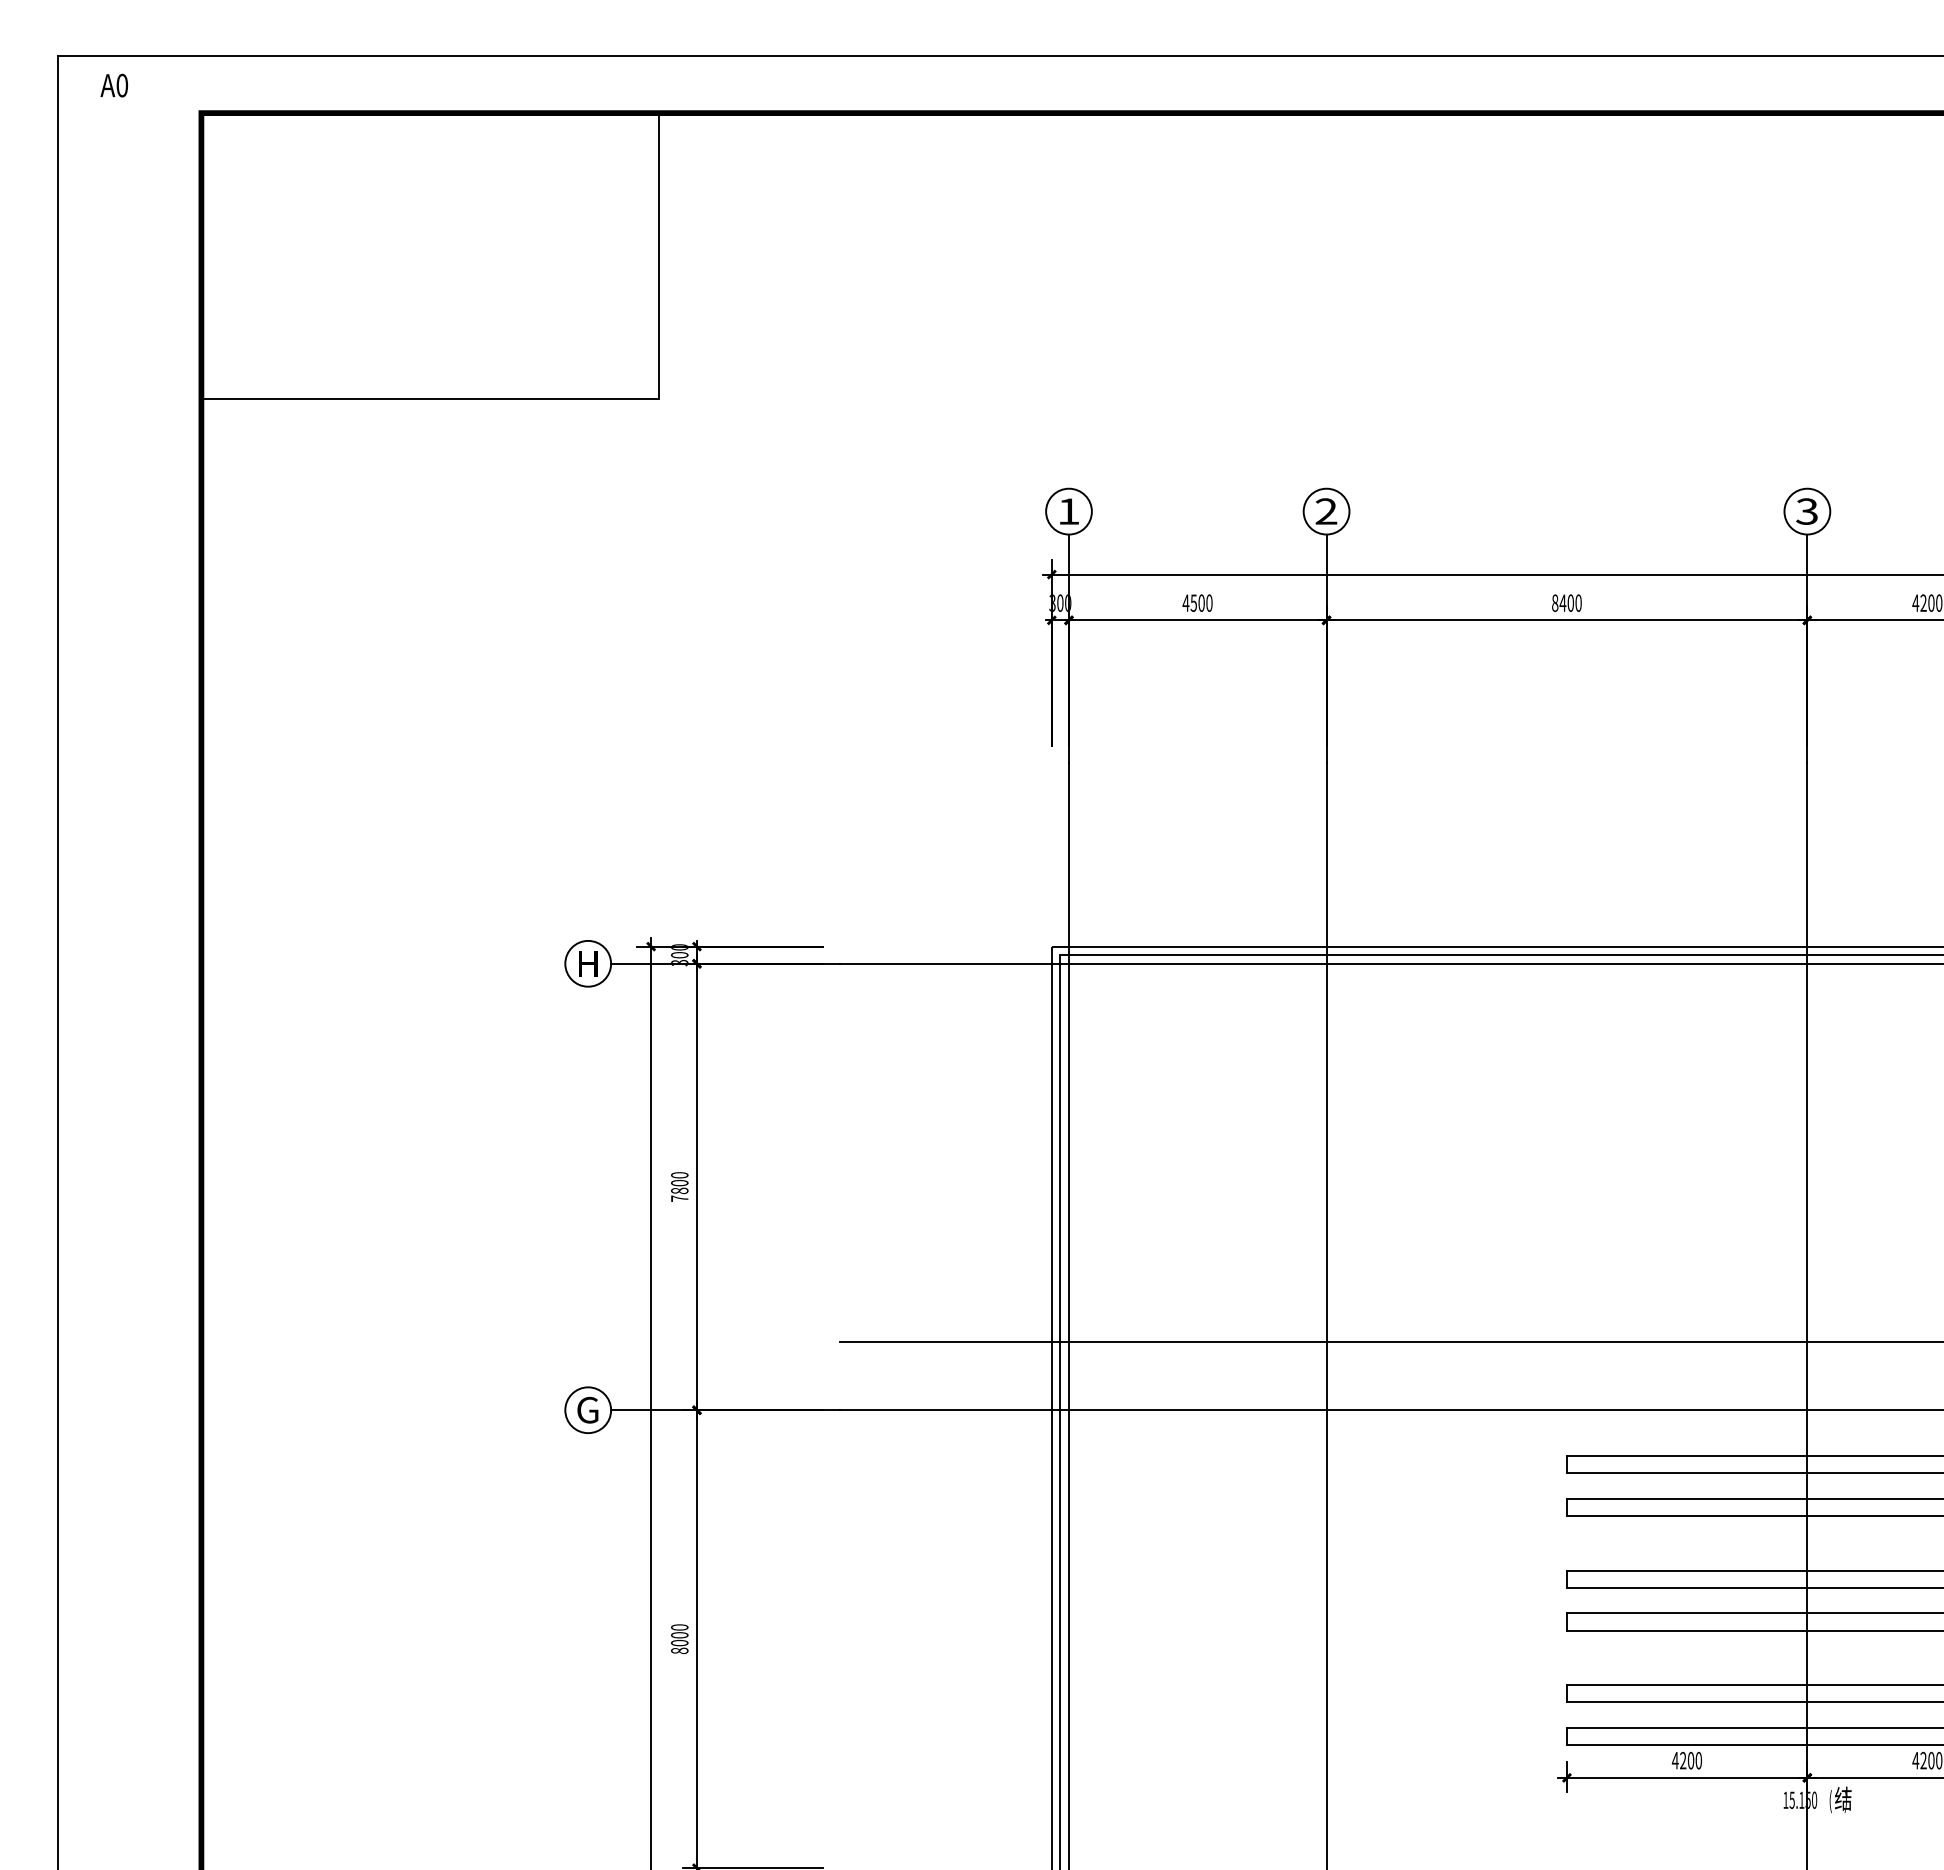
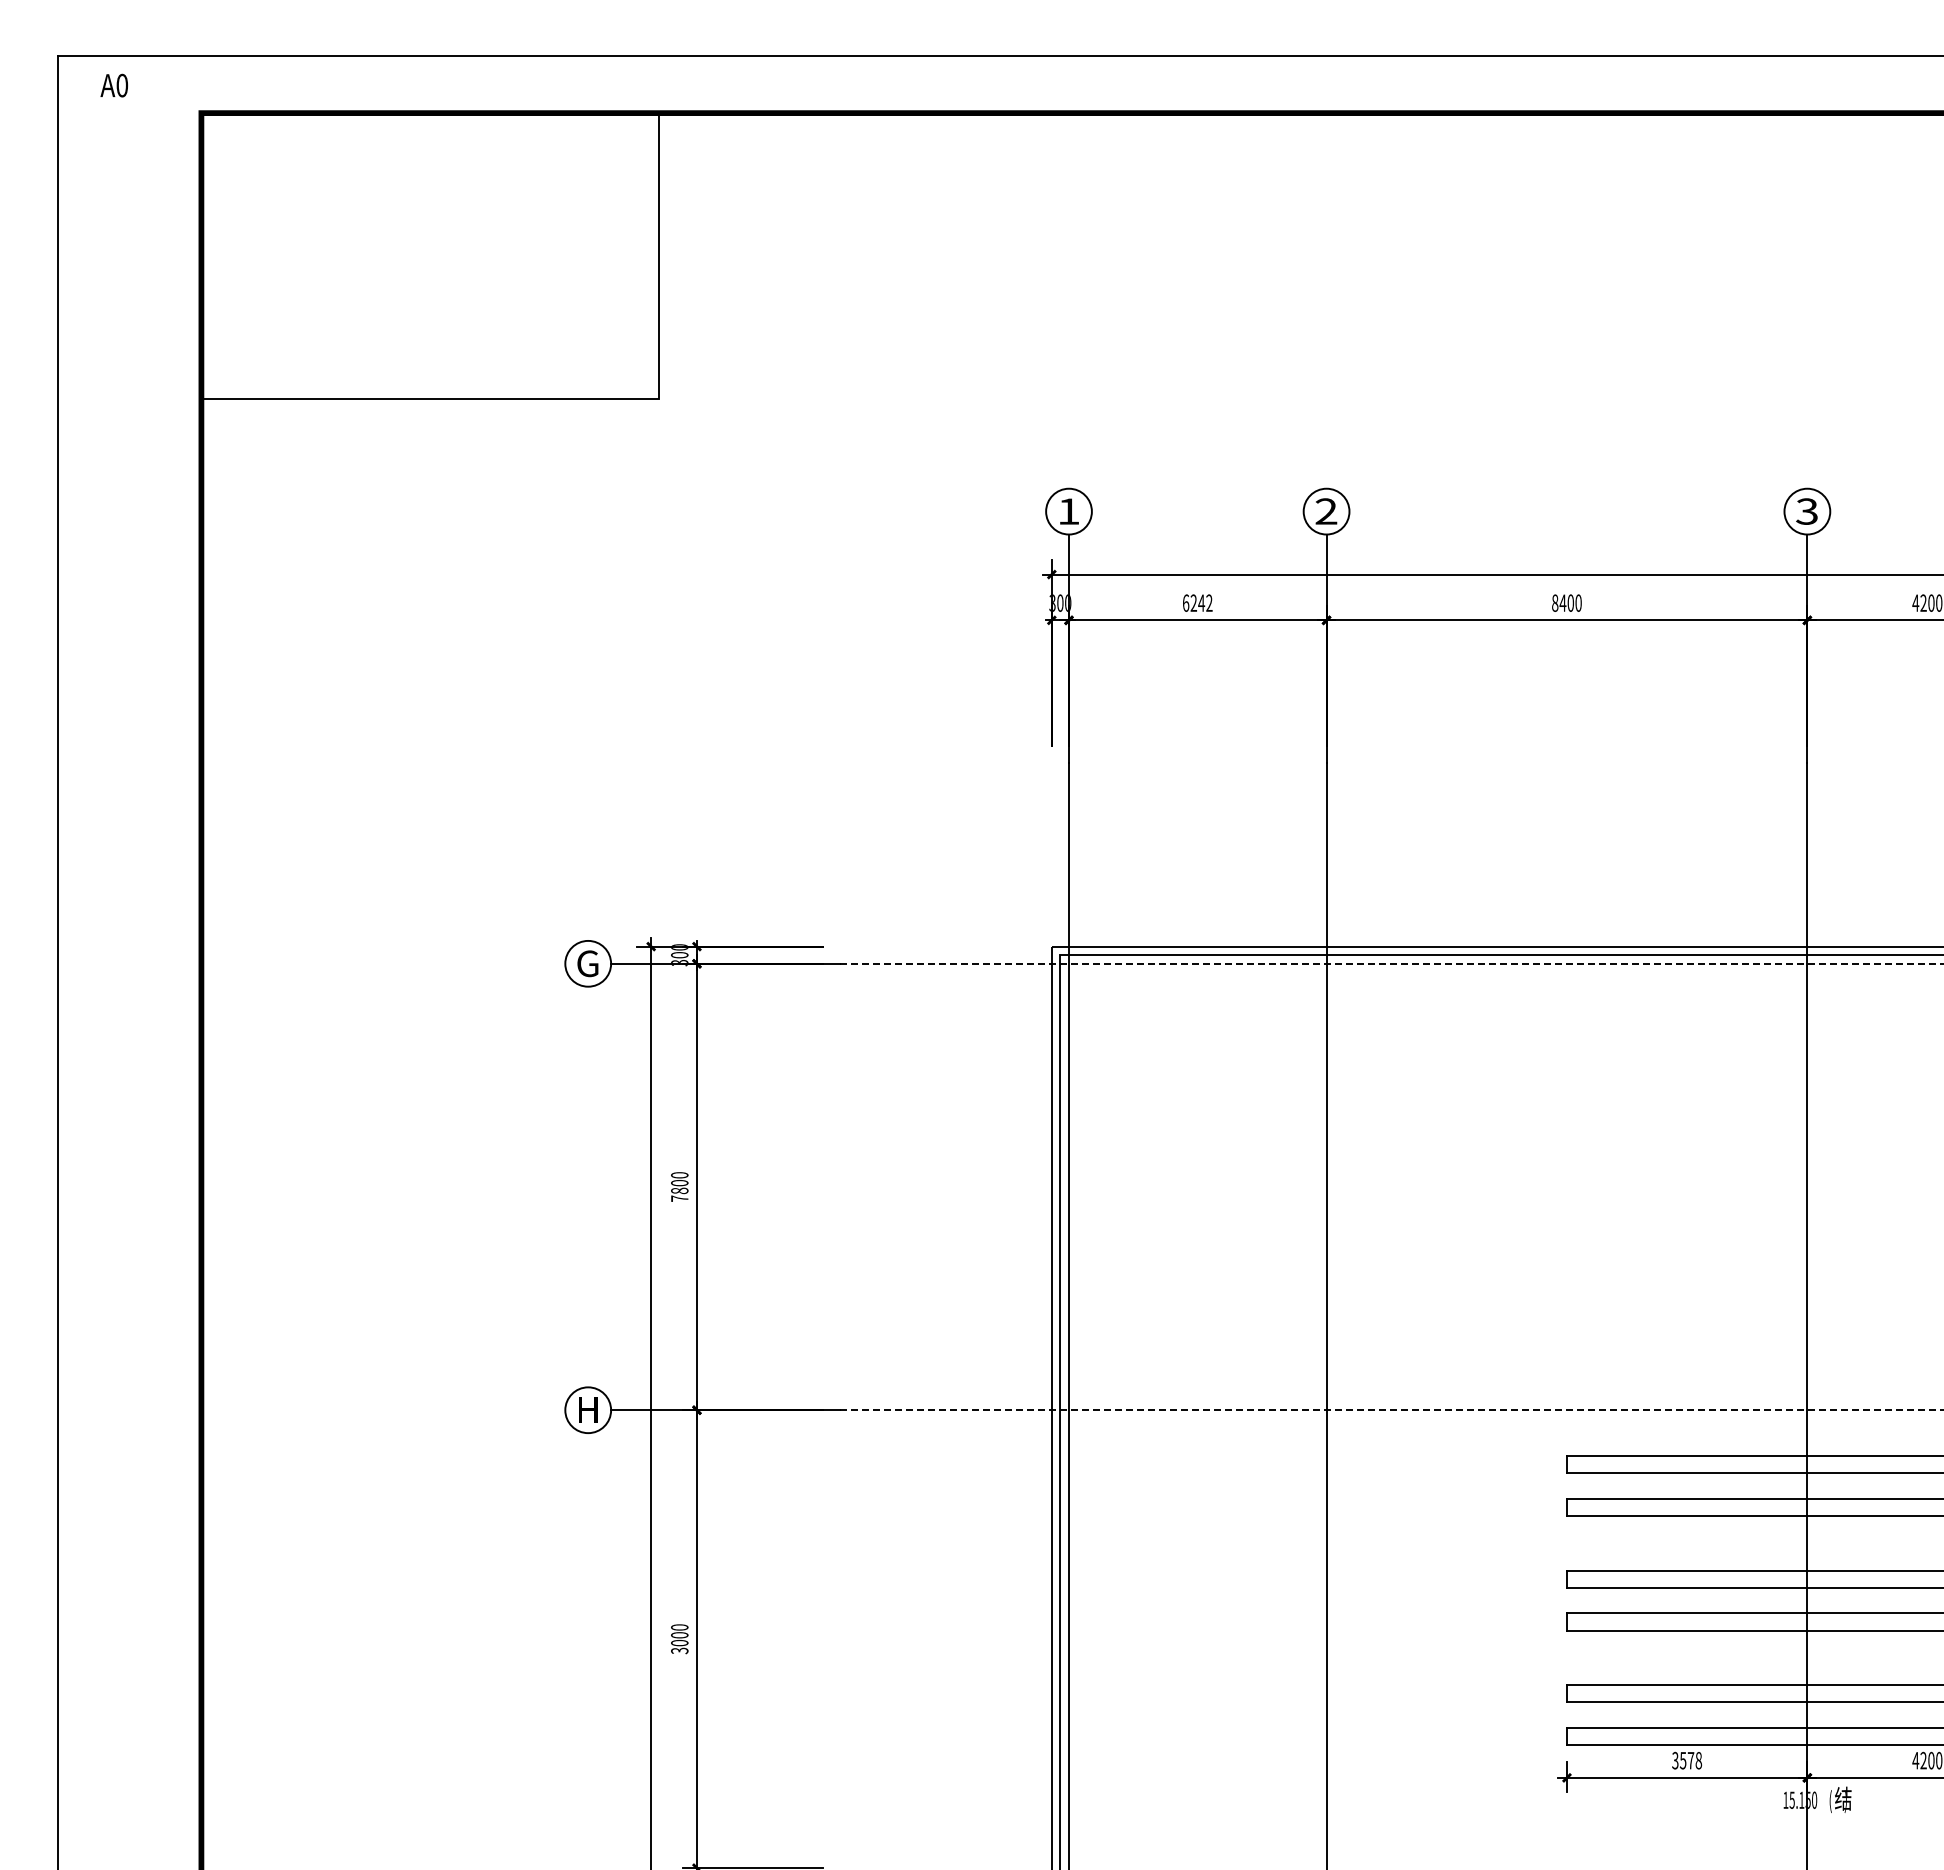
text: 4500 -> 6242 (1197, 602)
text: H -> G (587, 963)
line: solid -> dashed (1391, 963)
line: present -> none (1390, 1341)
text: G -> H (587, 1409)
line: solid -> dashed (1391, 1410)
text: 8000 -> 3000 (679, 1650)
text: 4200 -> 3578 (1686, 1760)
